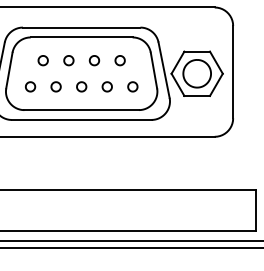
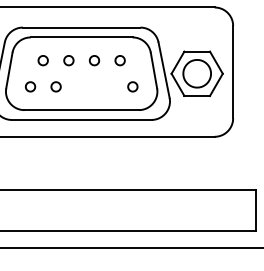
part: present -> none (81, 86)
part: present -> none (106, 86)
line: present -> none (131, 241)
